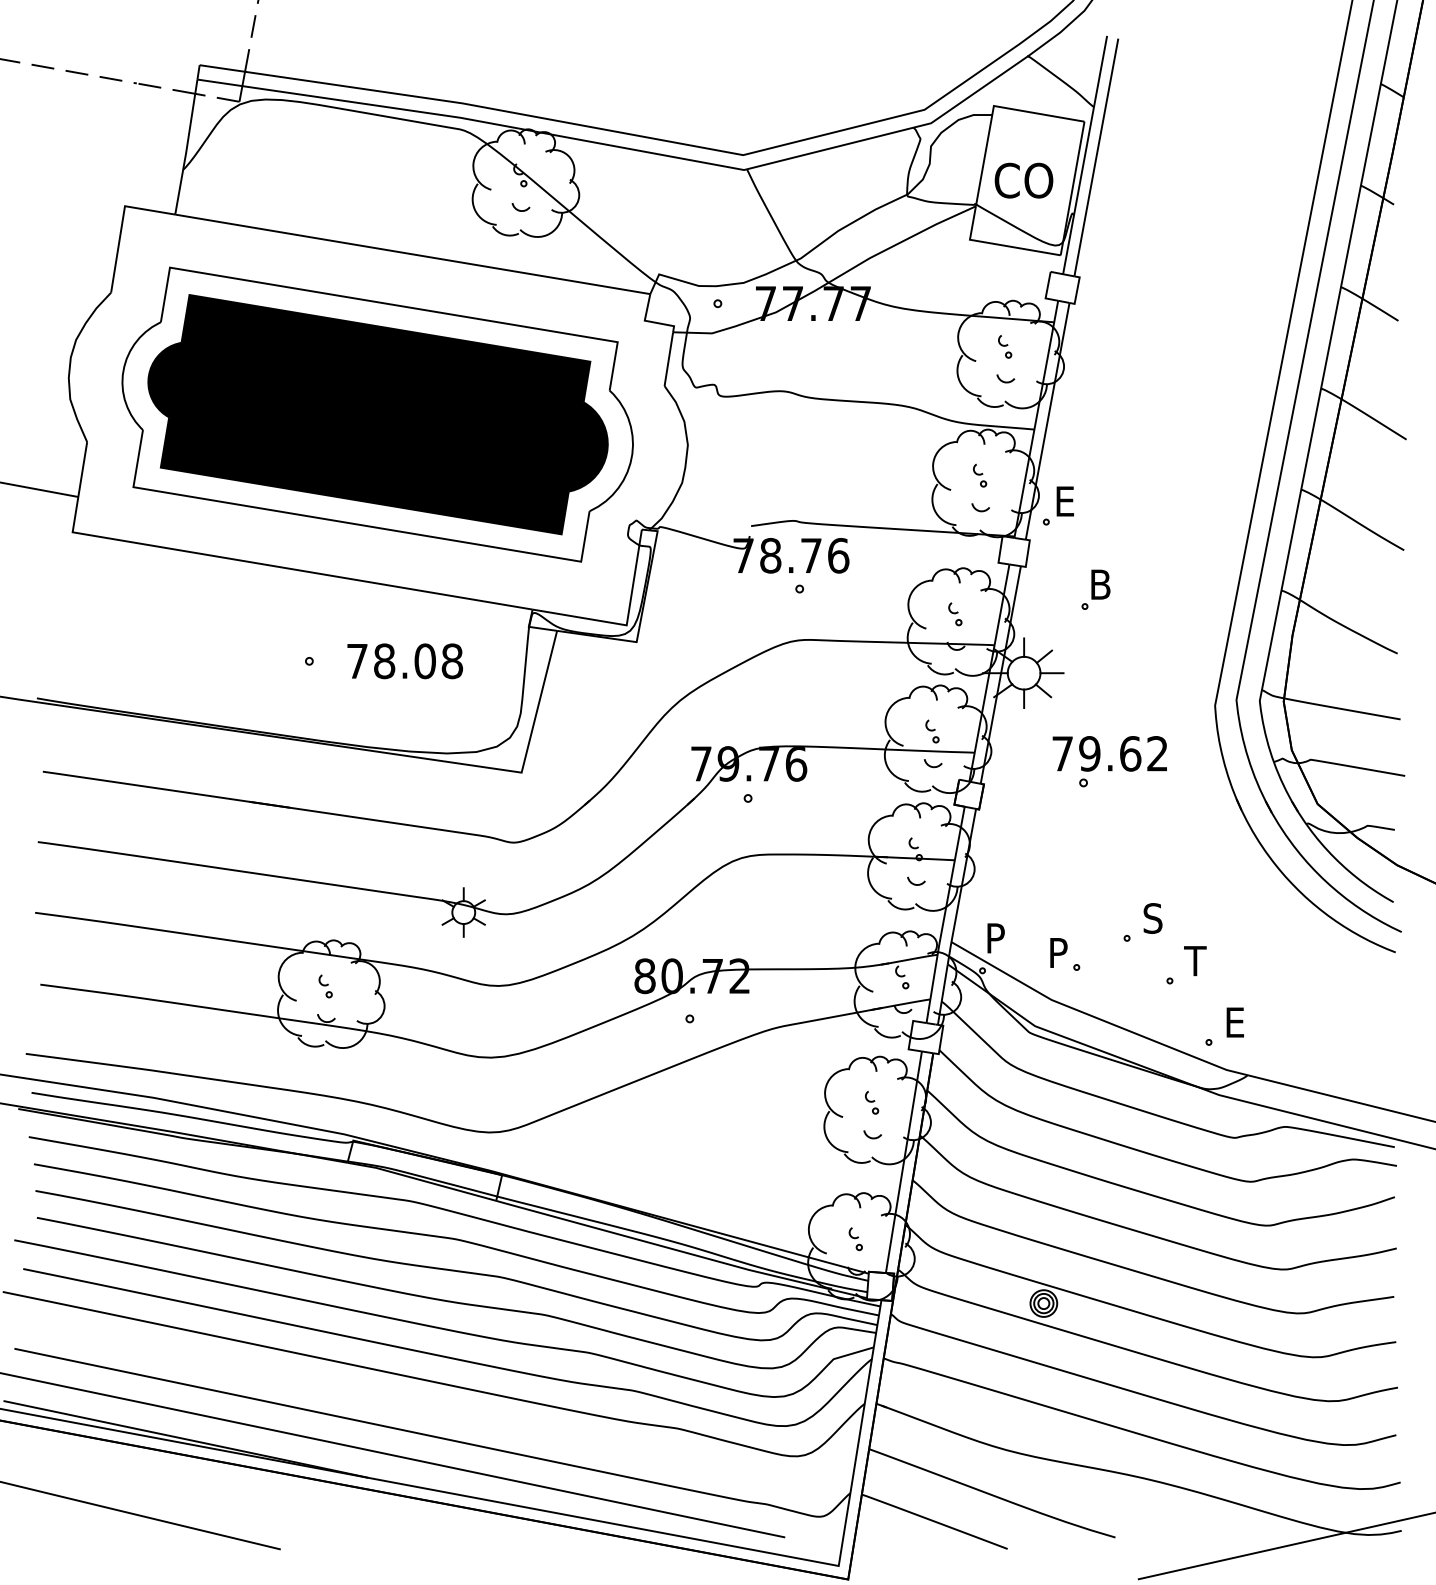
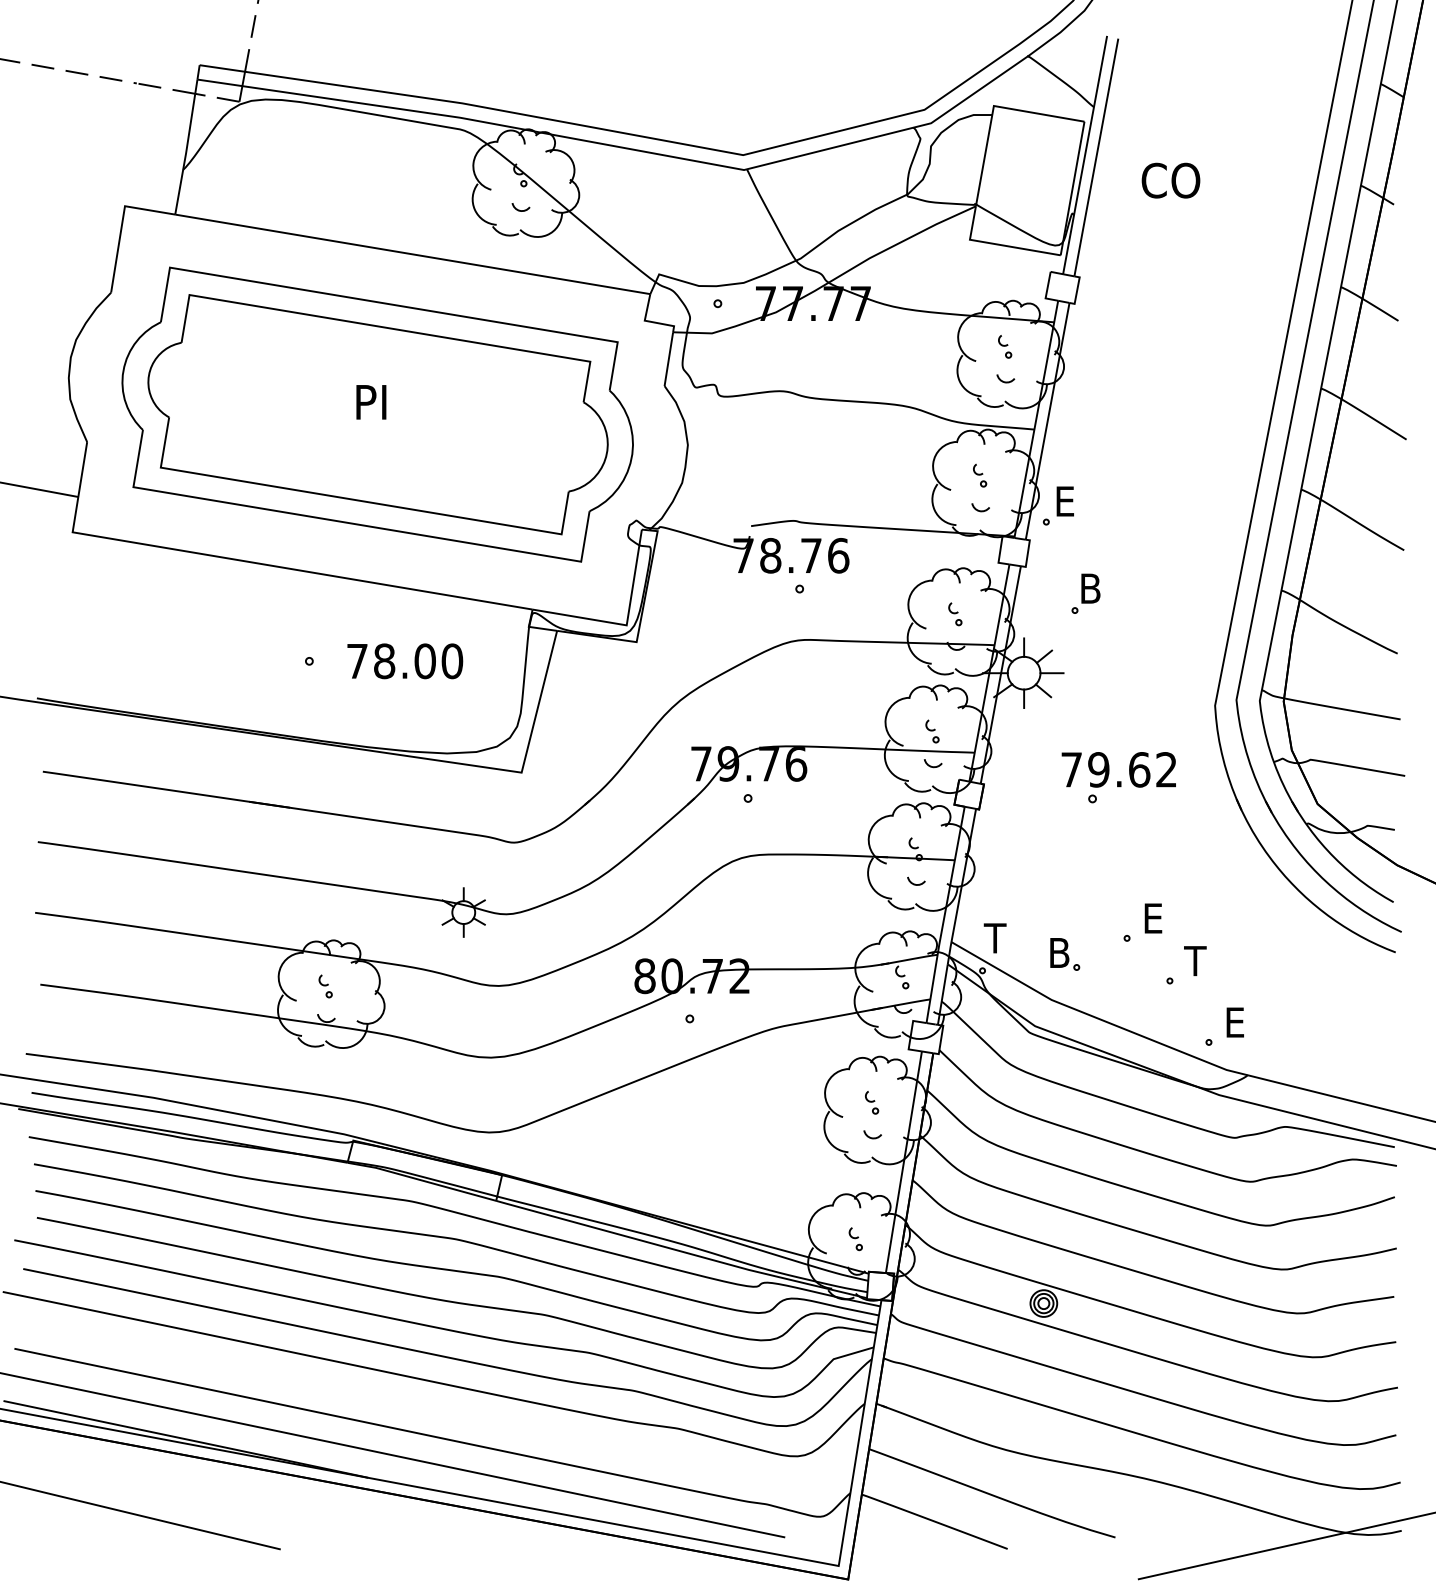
text position: (1023, 180) -> (1170, 180) (1170, 180)
fill: present -> none (377, 414)
part position: (1095, 589) -> (1085, 593) (1085, 593)
text: 78.08 -> 78.00 (452, 661)
part position: (1109, 761) -> (1118, 777) (1118, 777)
text: S -> E (1152, 918)
text: P -> T (994, 938)
text: P -> B (1061, 952)
